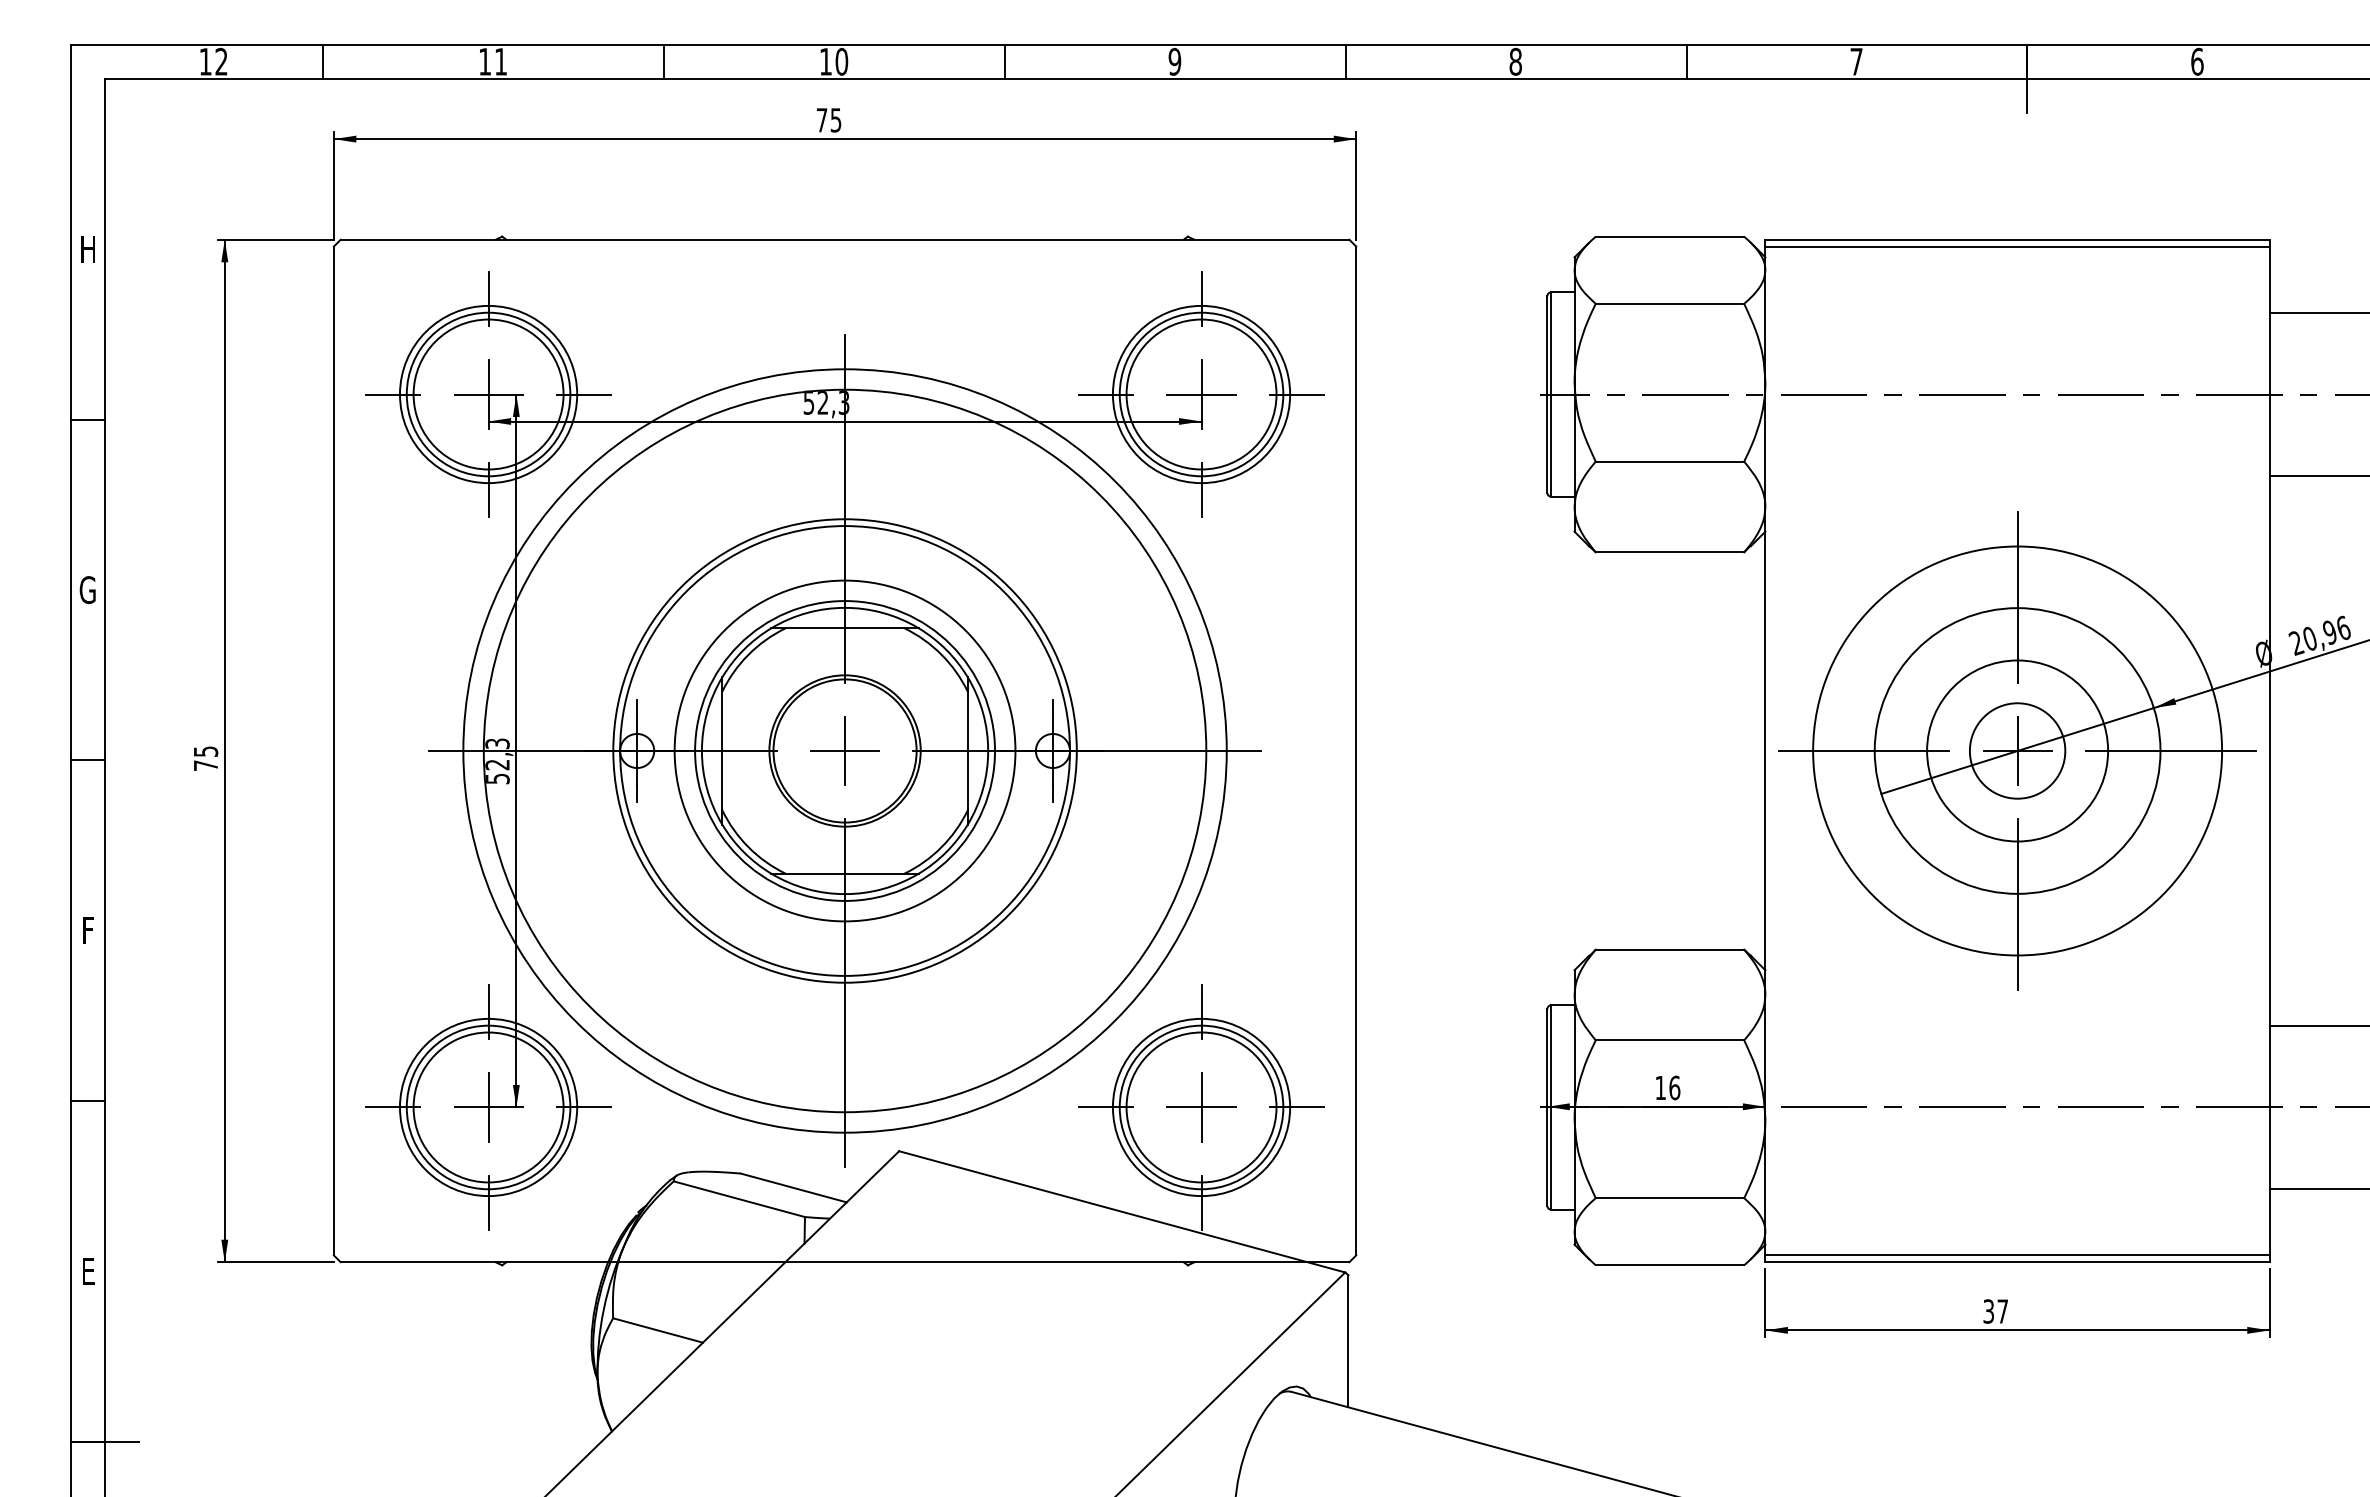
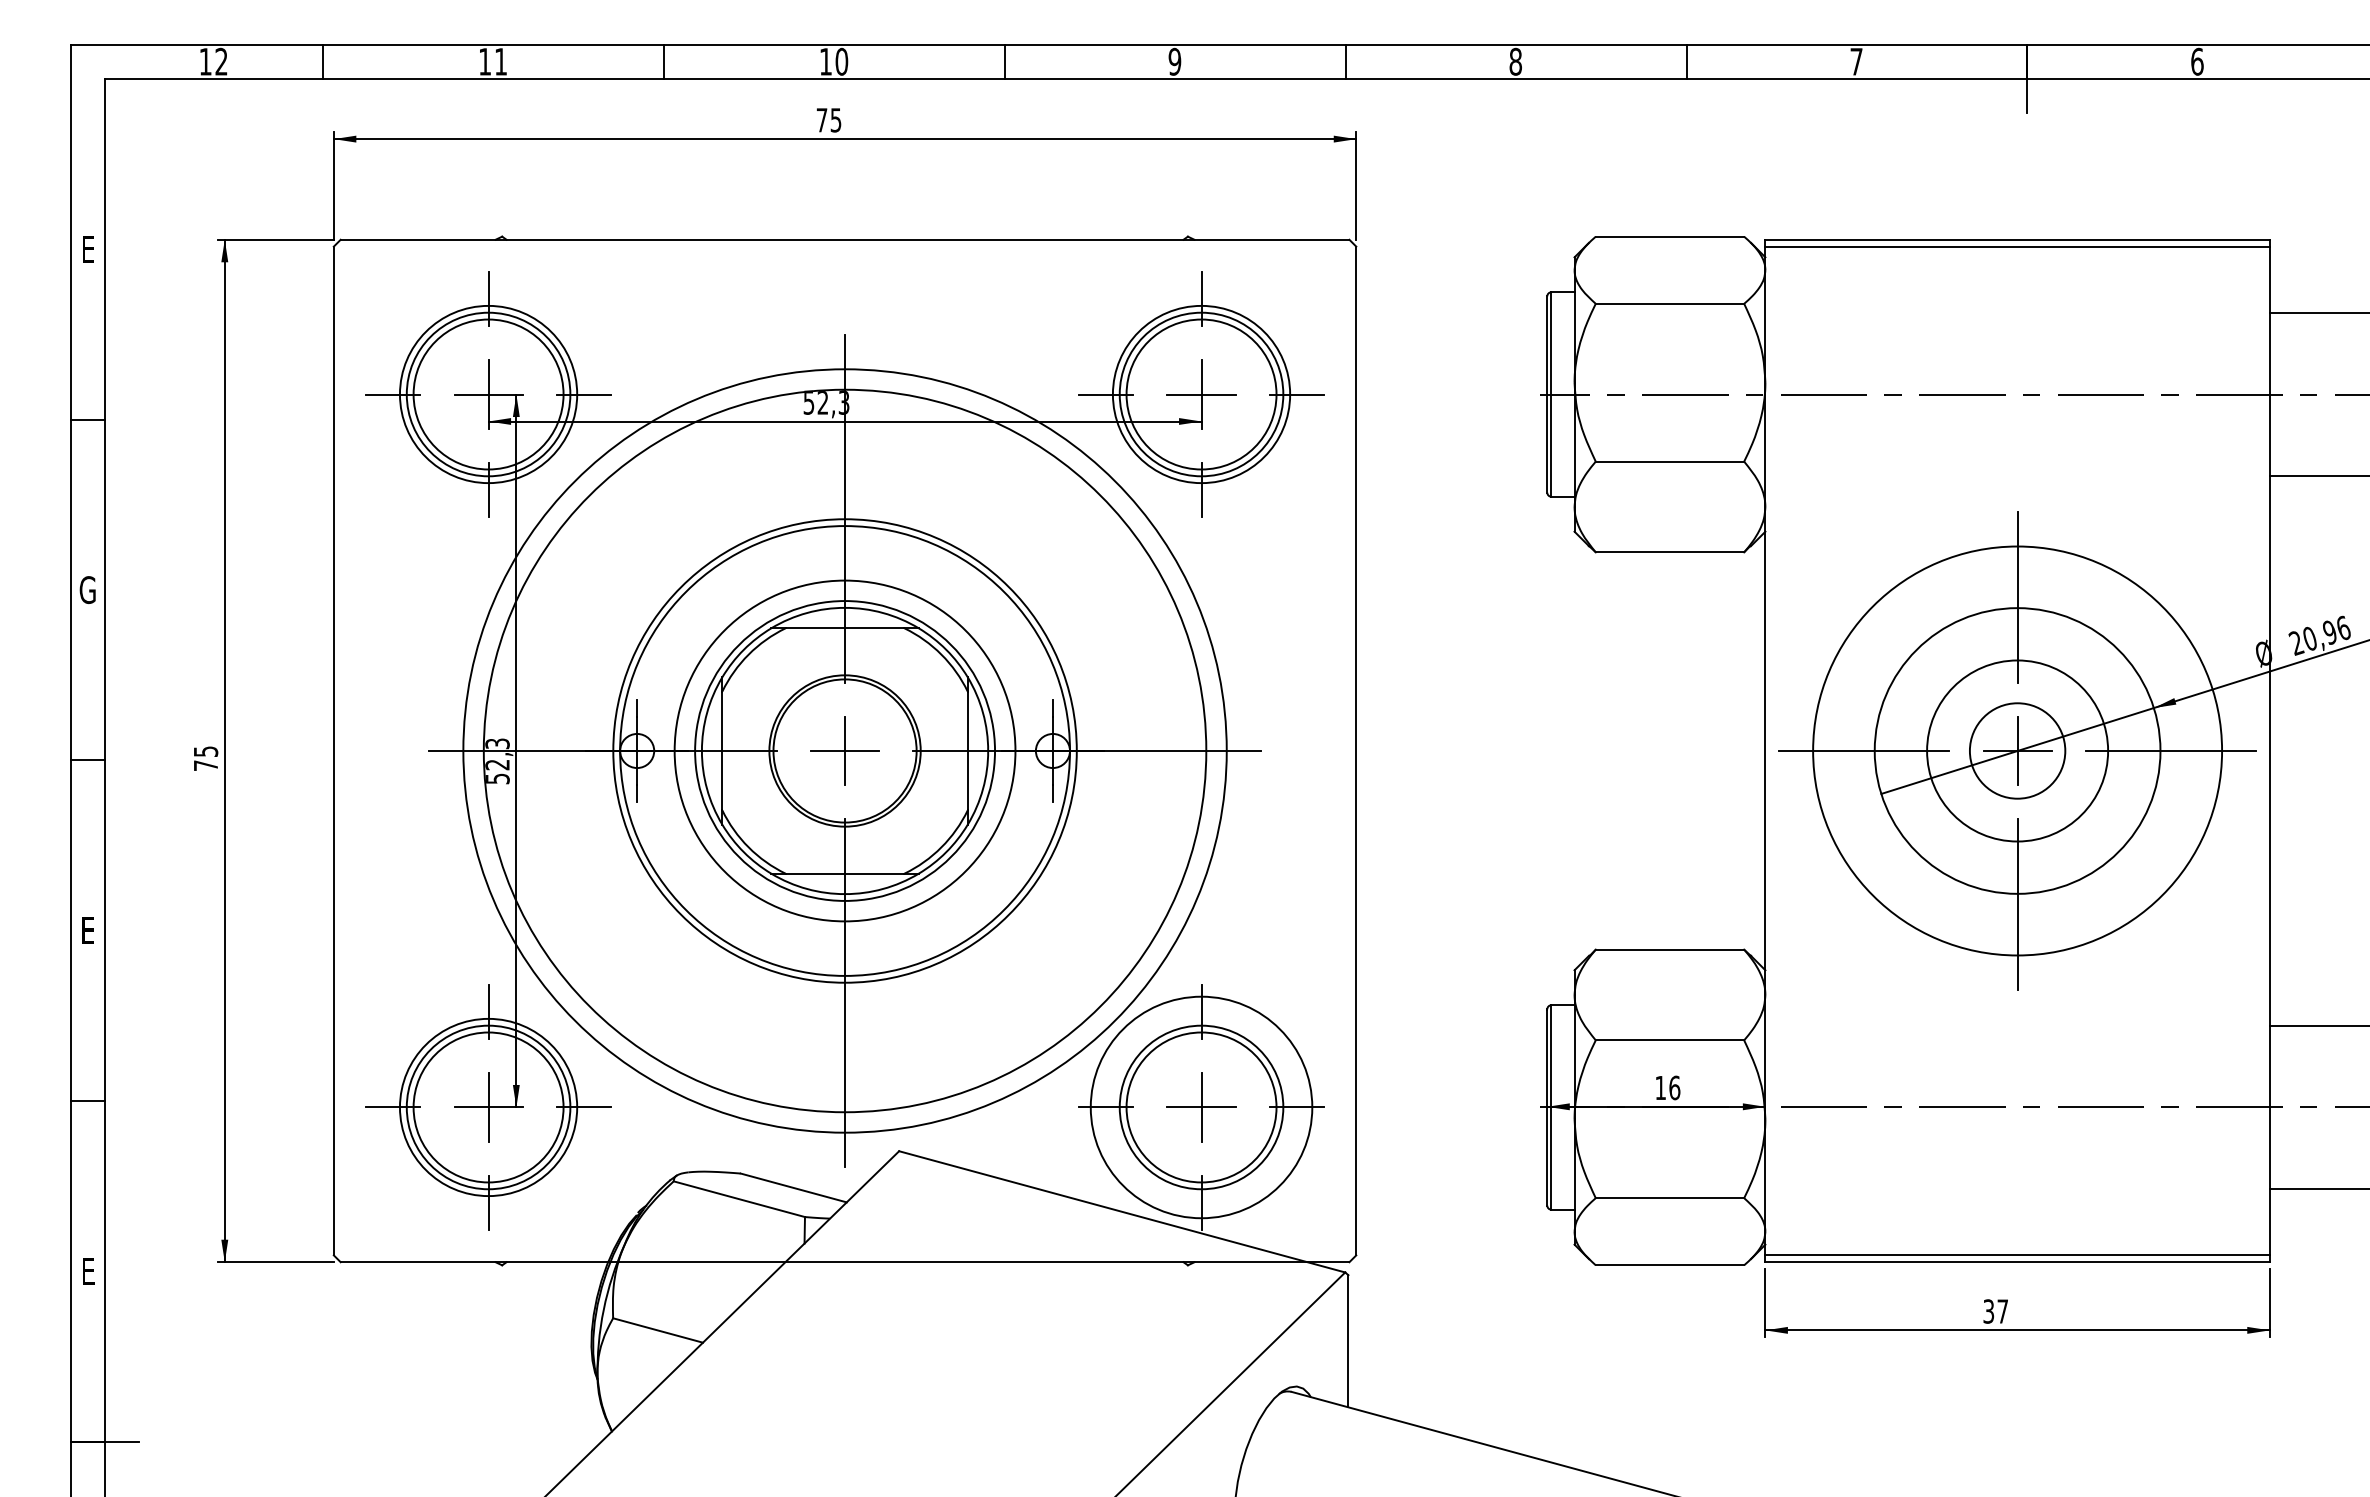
text: H -> E (87, 249)
text: F -> E (87, 930)
circle diameter: 177 px -> 222 px (1201, 1107)
